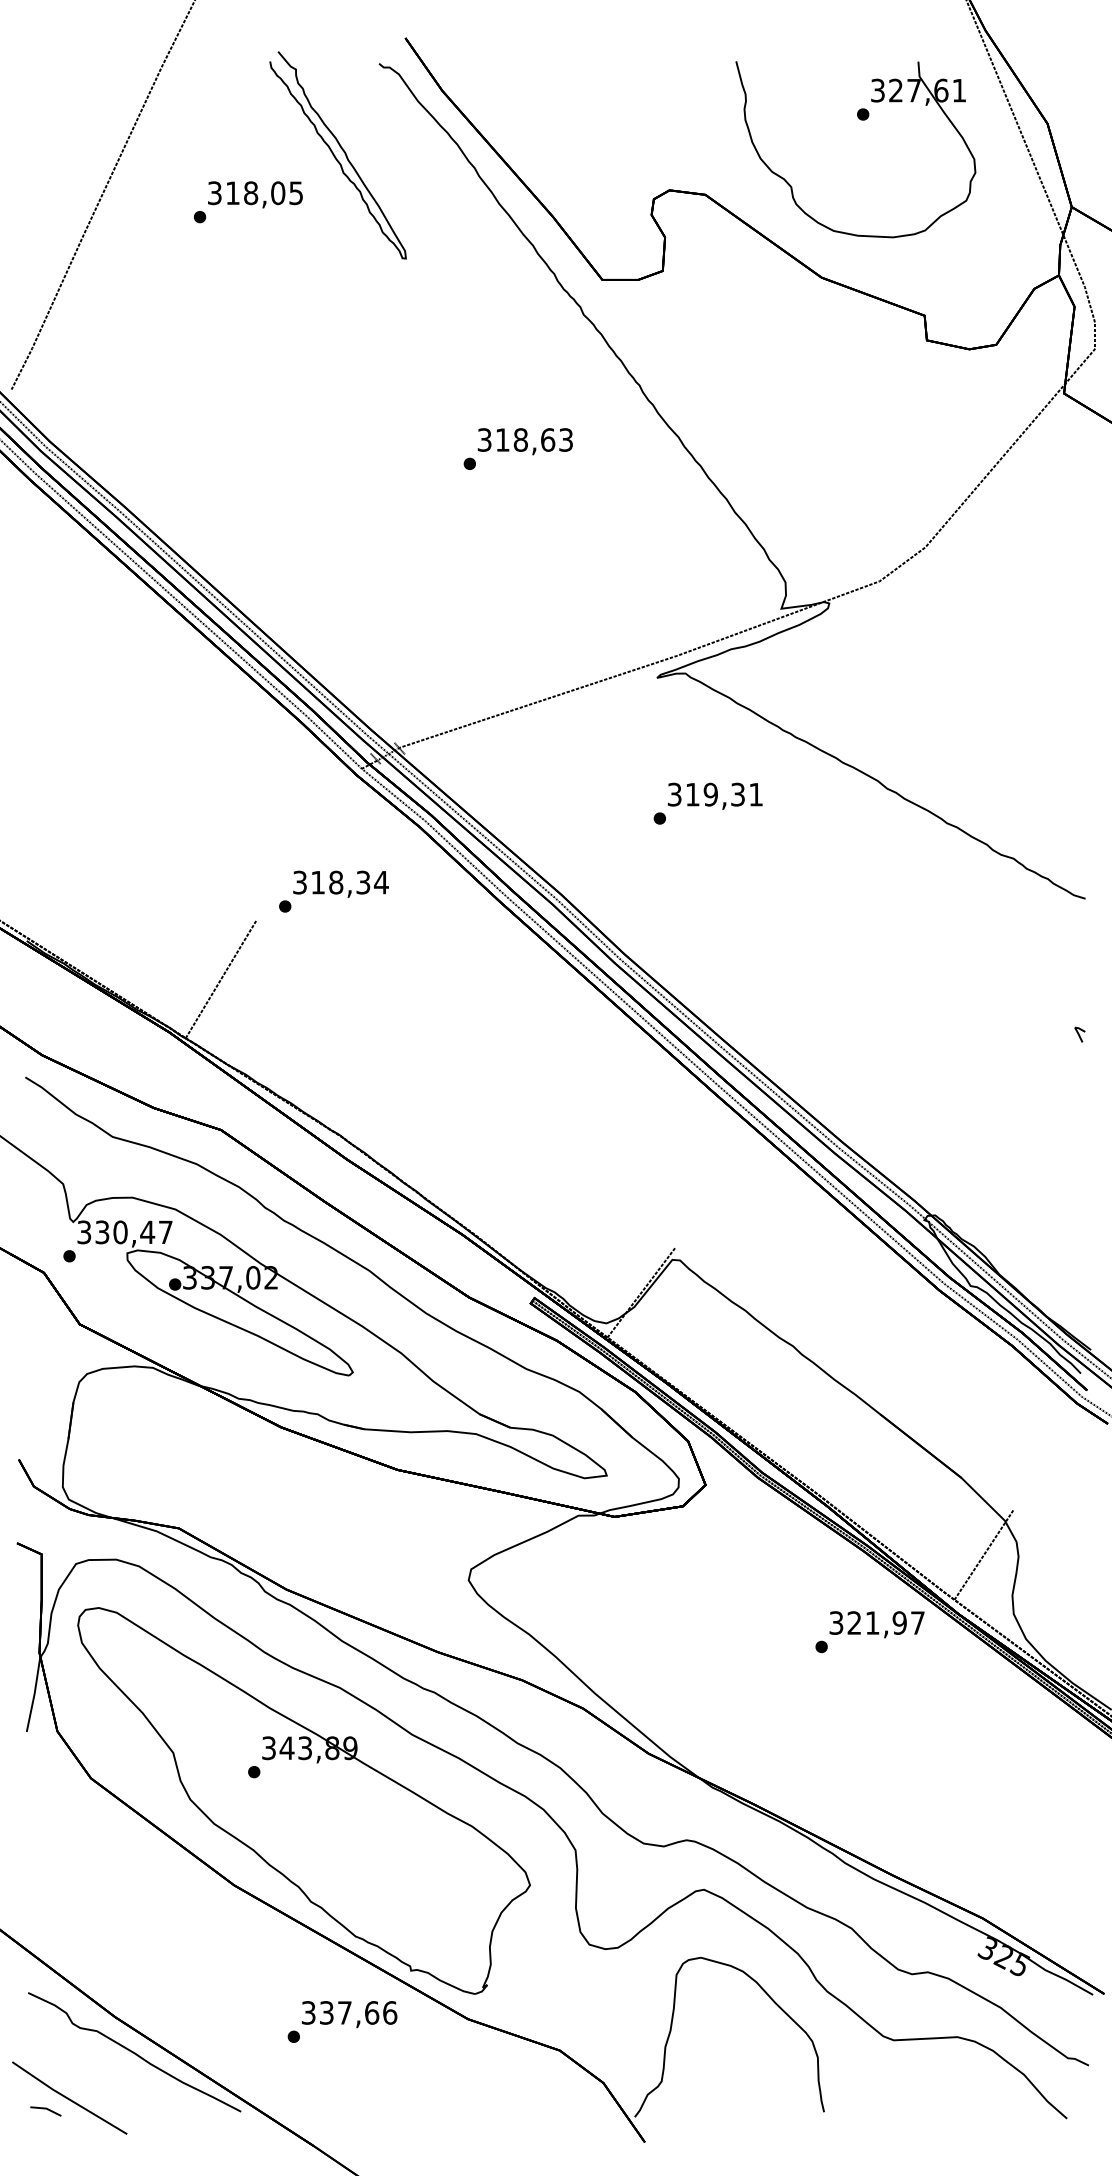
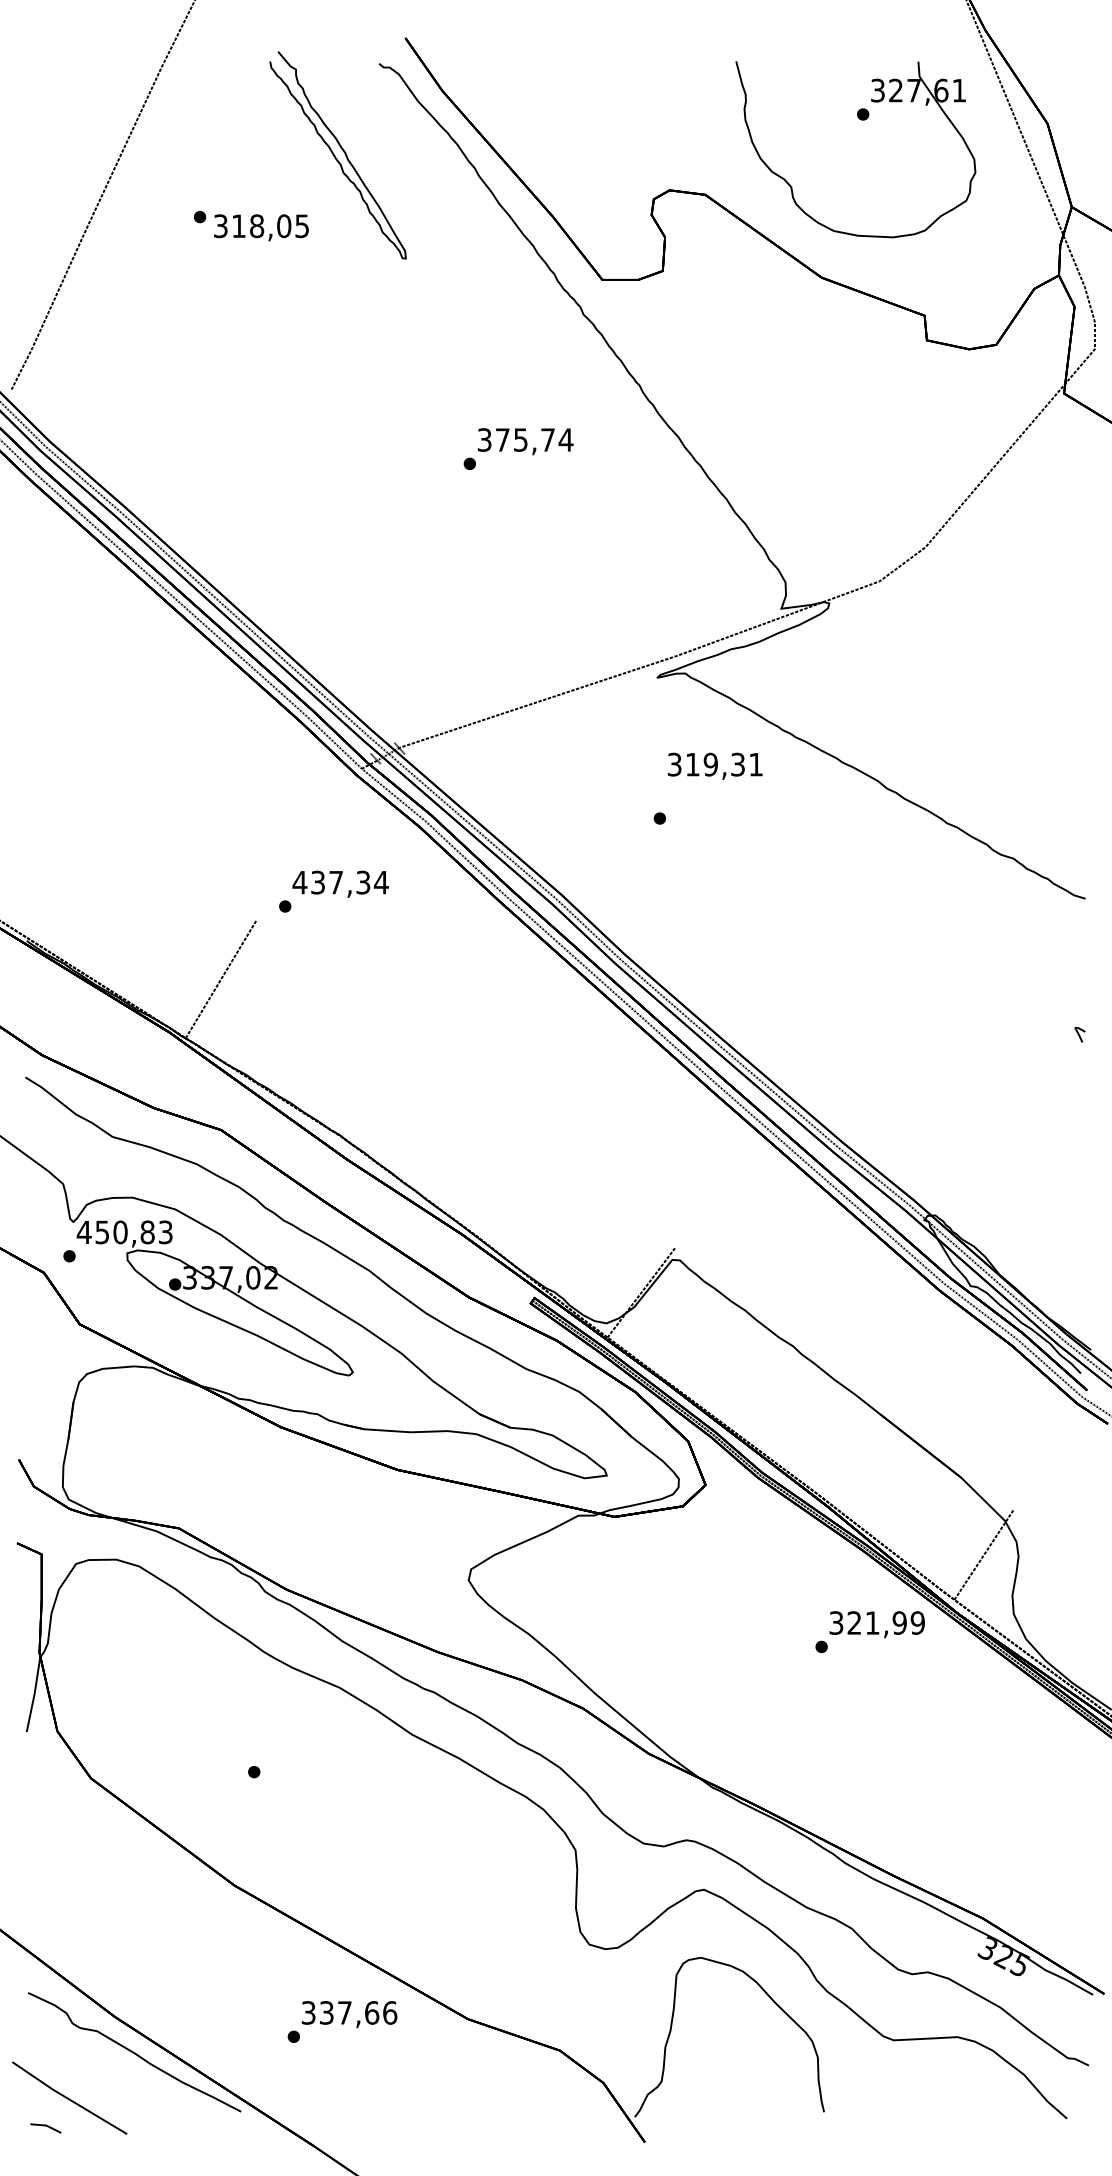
text position: (255, 194) -> (261, 227) (261, 227)
text: 318,63 -> 375,74 (534, 439)
text position: (714, 795) -> (714, 765) (714, 765)
text: 318,34 -> 437,34 (317, 882)
text: 330,47 -> 450,83 (124, 1232)
text: 321,97 -> 321,99 (917, 1622)
part: present -> none (303, 1800)
line position: (45, 2109) -> (45, 2126) (45, 2126)
